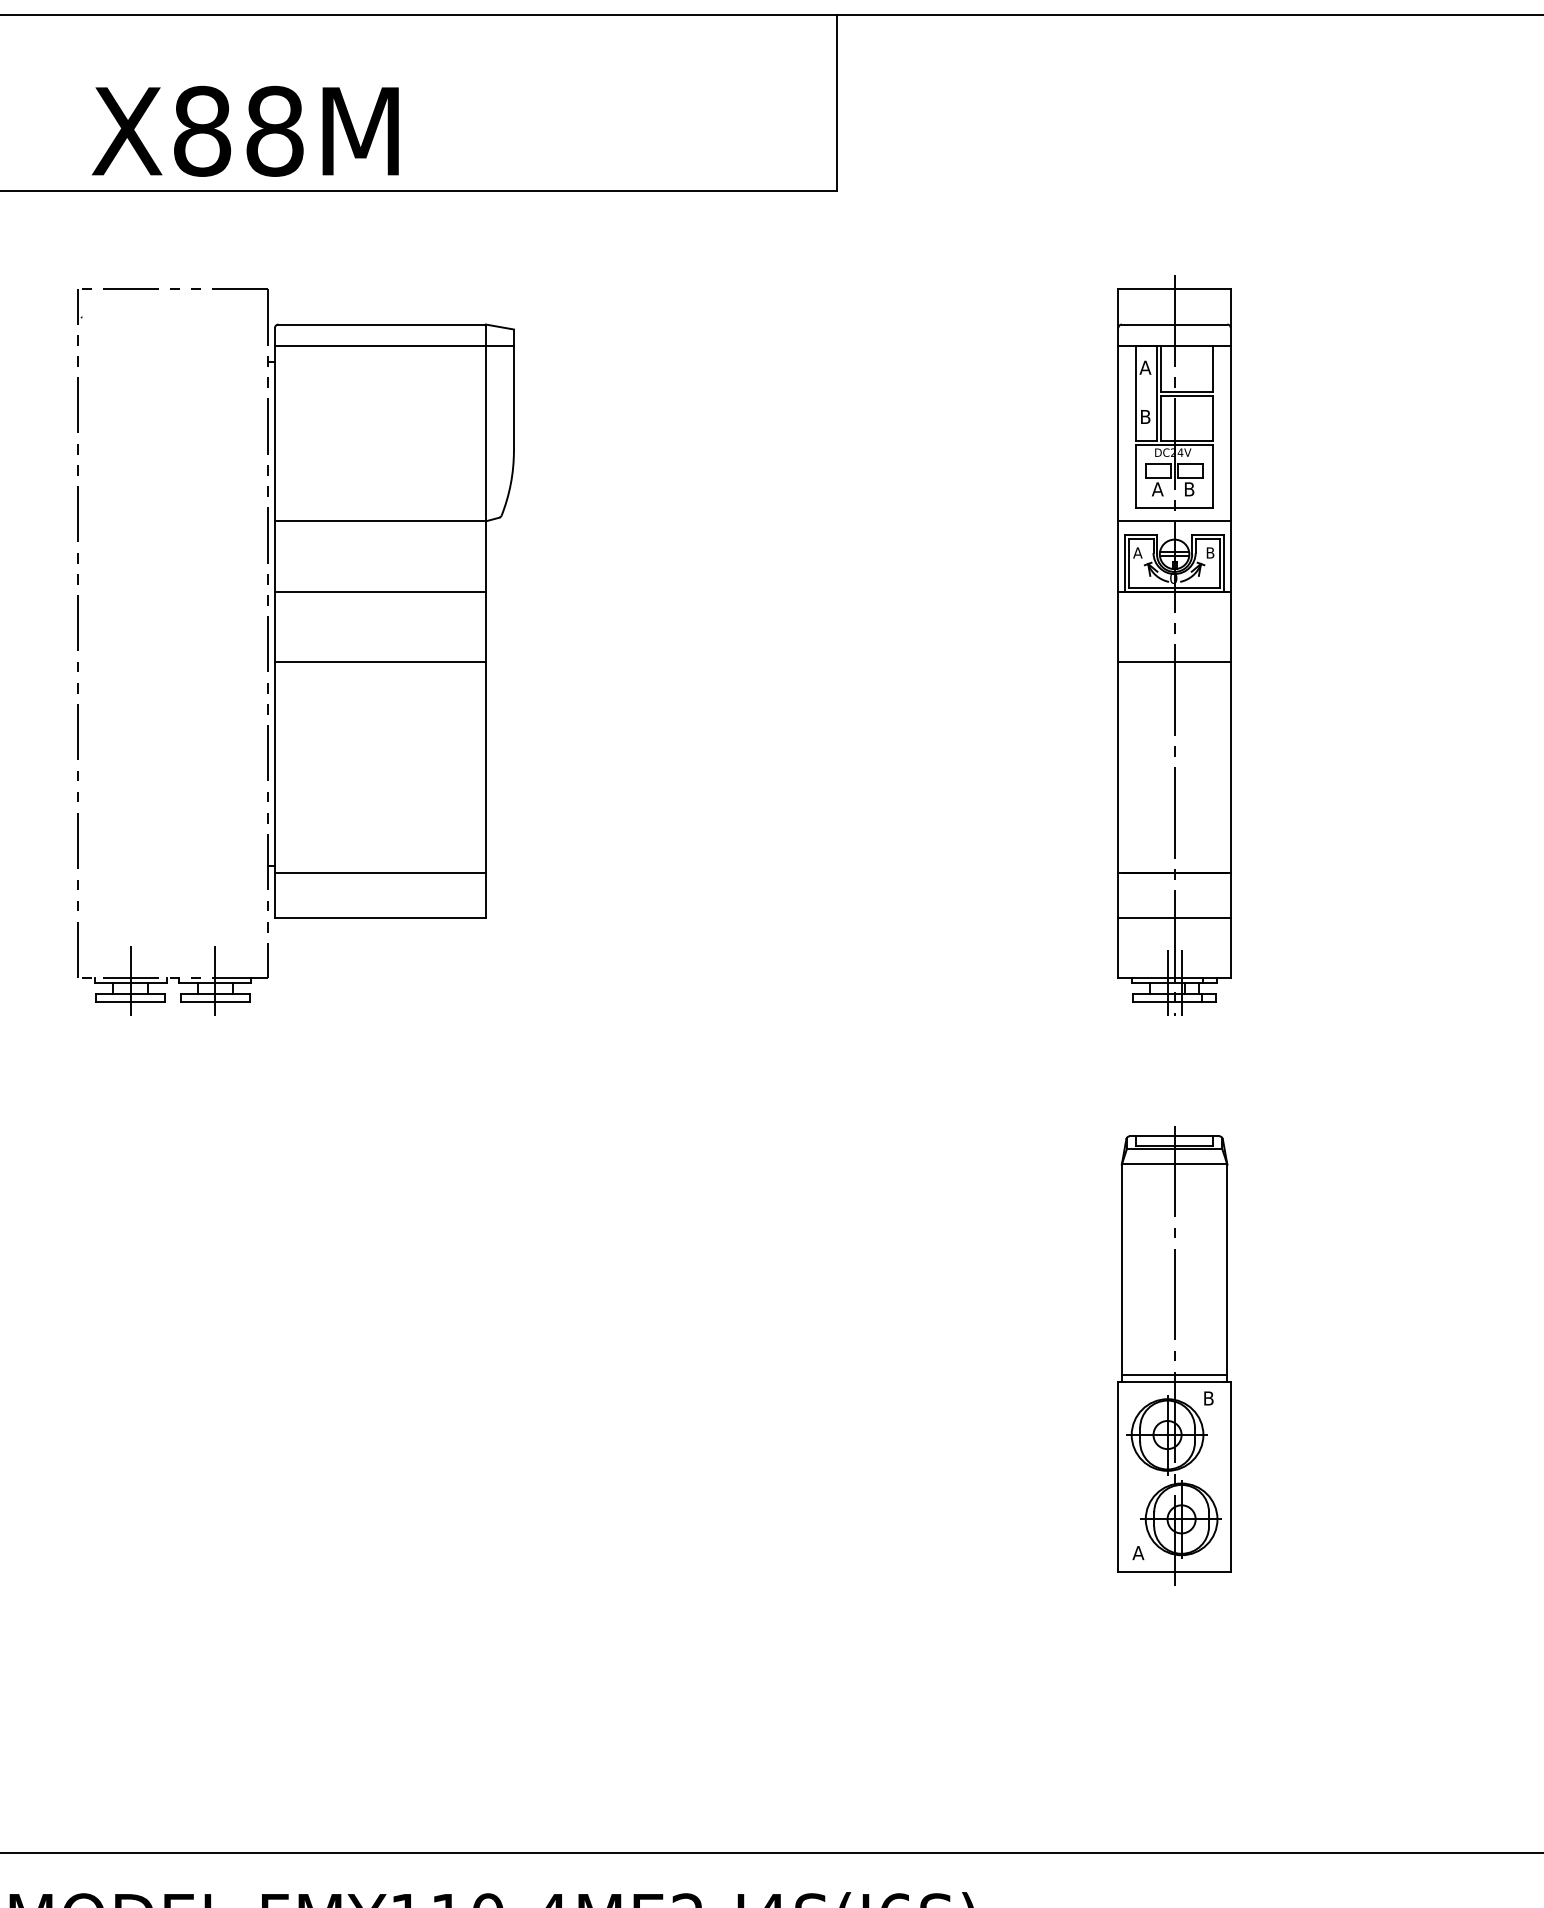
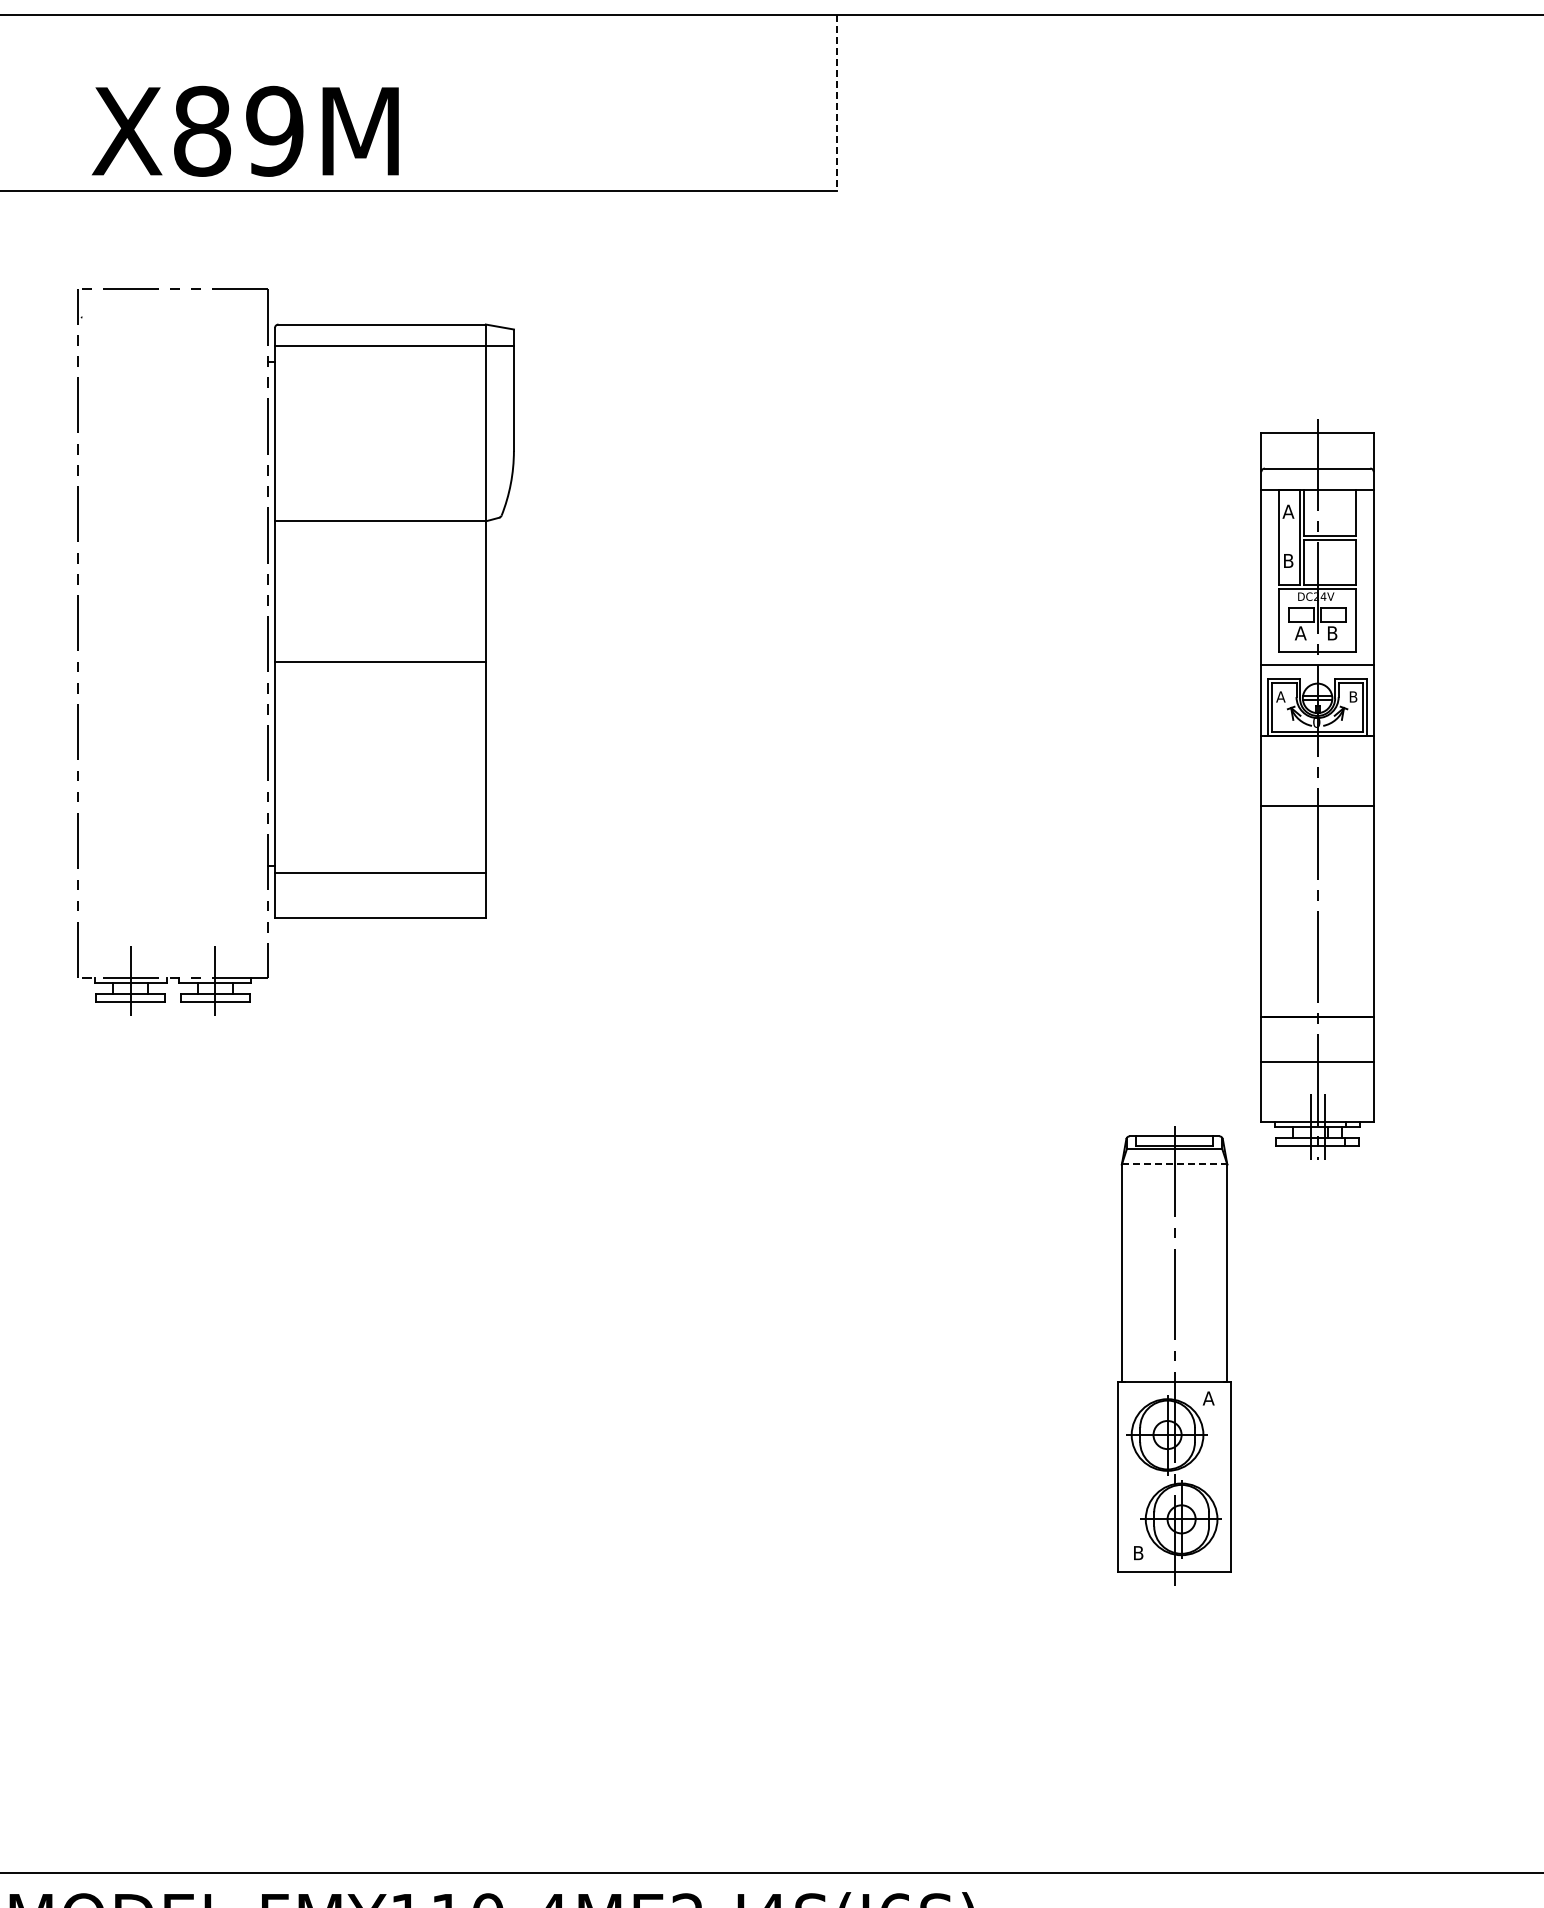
line: solid -> dashed (836, 103)
text: X88M -> X89M (274, 130)
line: present -> none (379, 591)
part position: (1174, 645) -> (1317, 789) (1317, 789)
line: solid -> dashed (1174, 1164)
line: present -> none (1174, 1375)
text: B -> A (1208, 1398)
text: A -> B (1138, 1553)
line position: (771, 1853) -> (771, 1873) (771, 1873)
